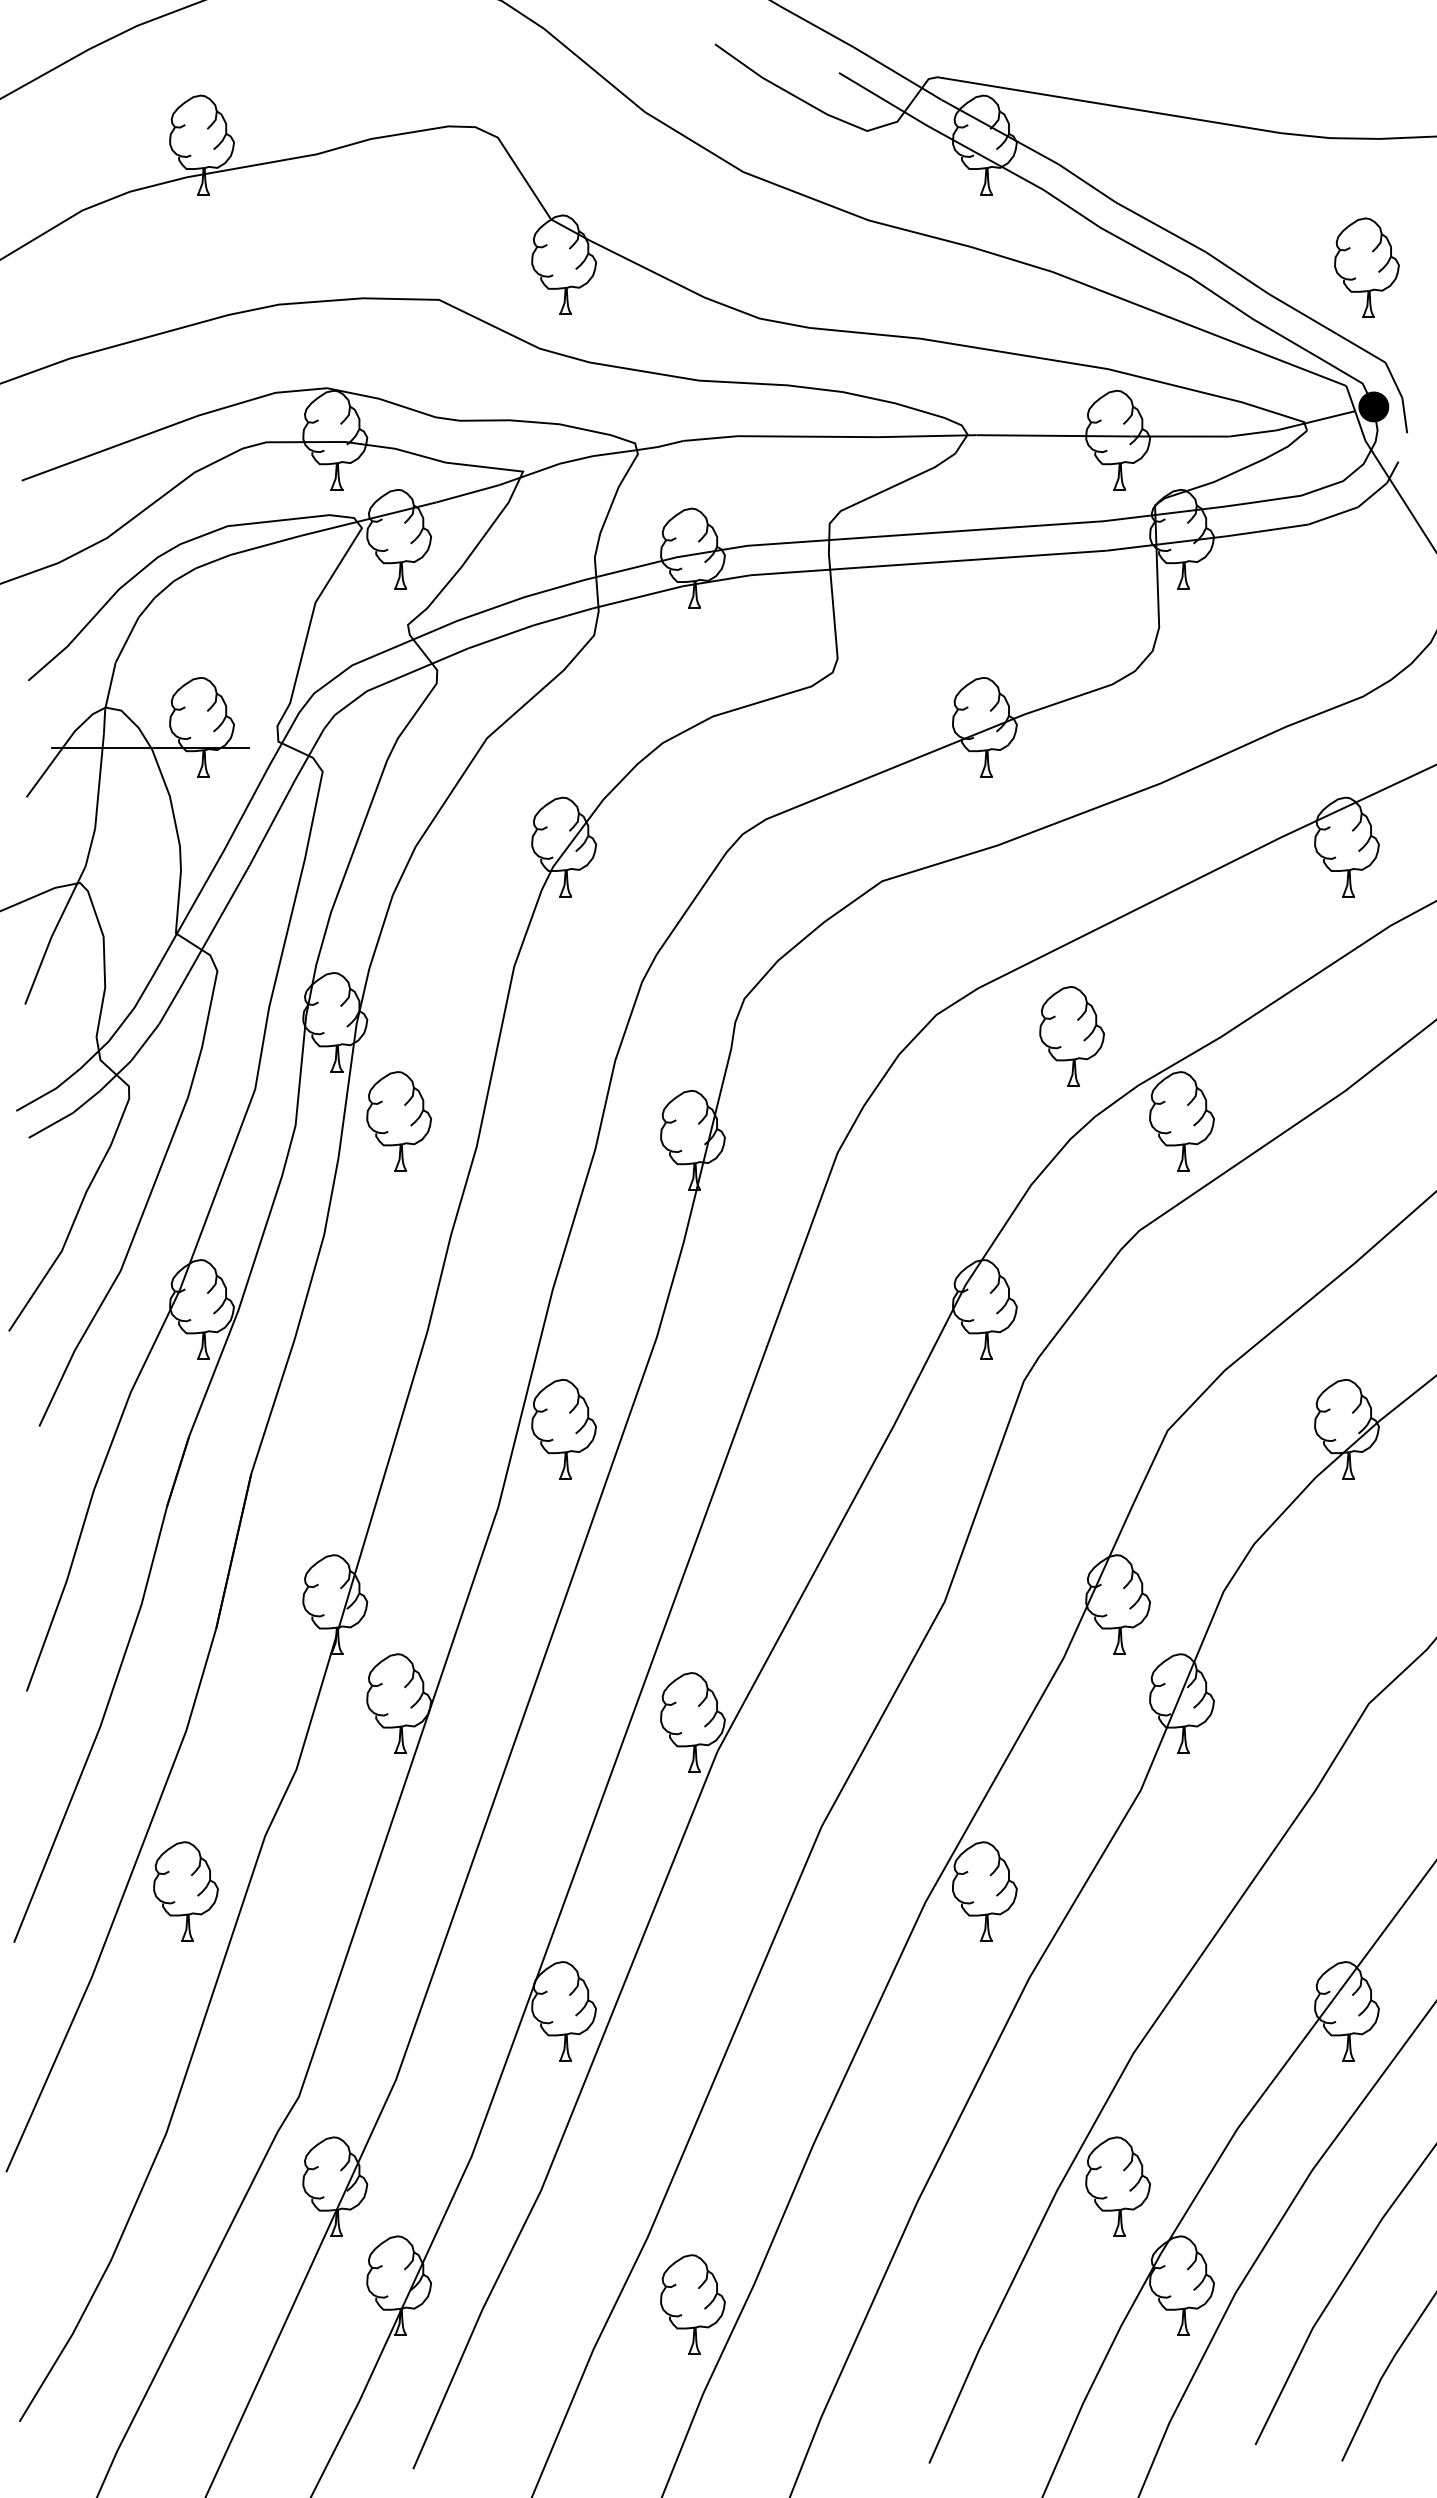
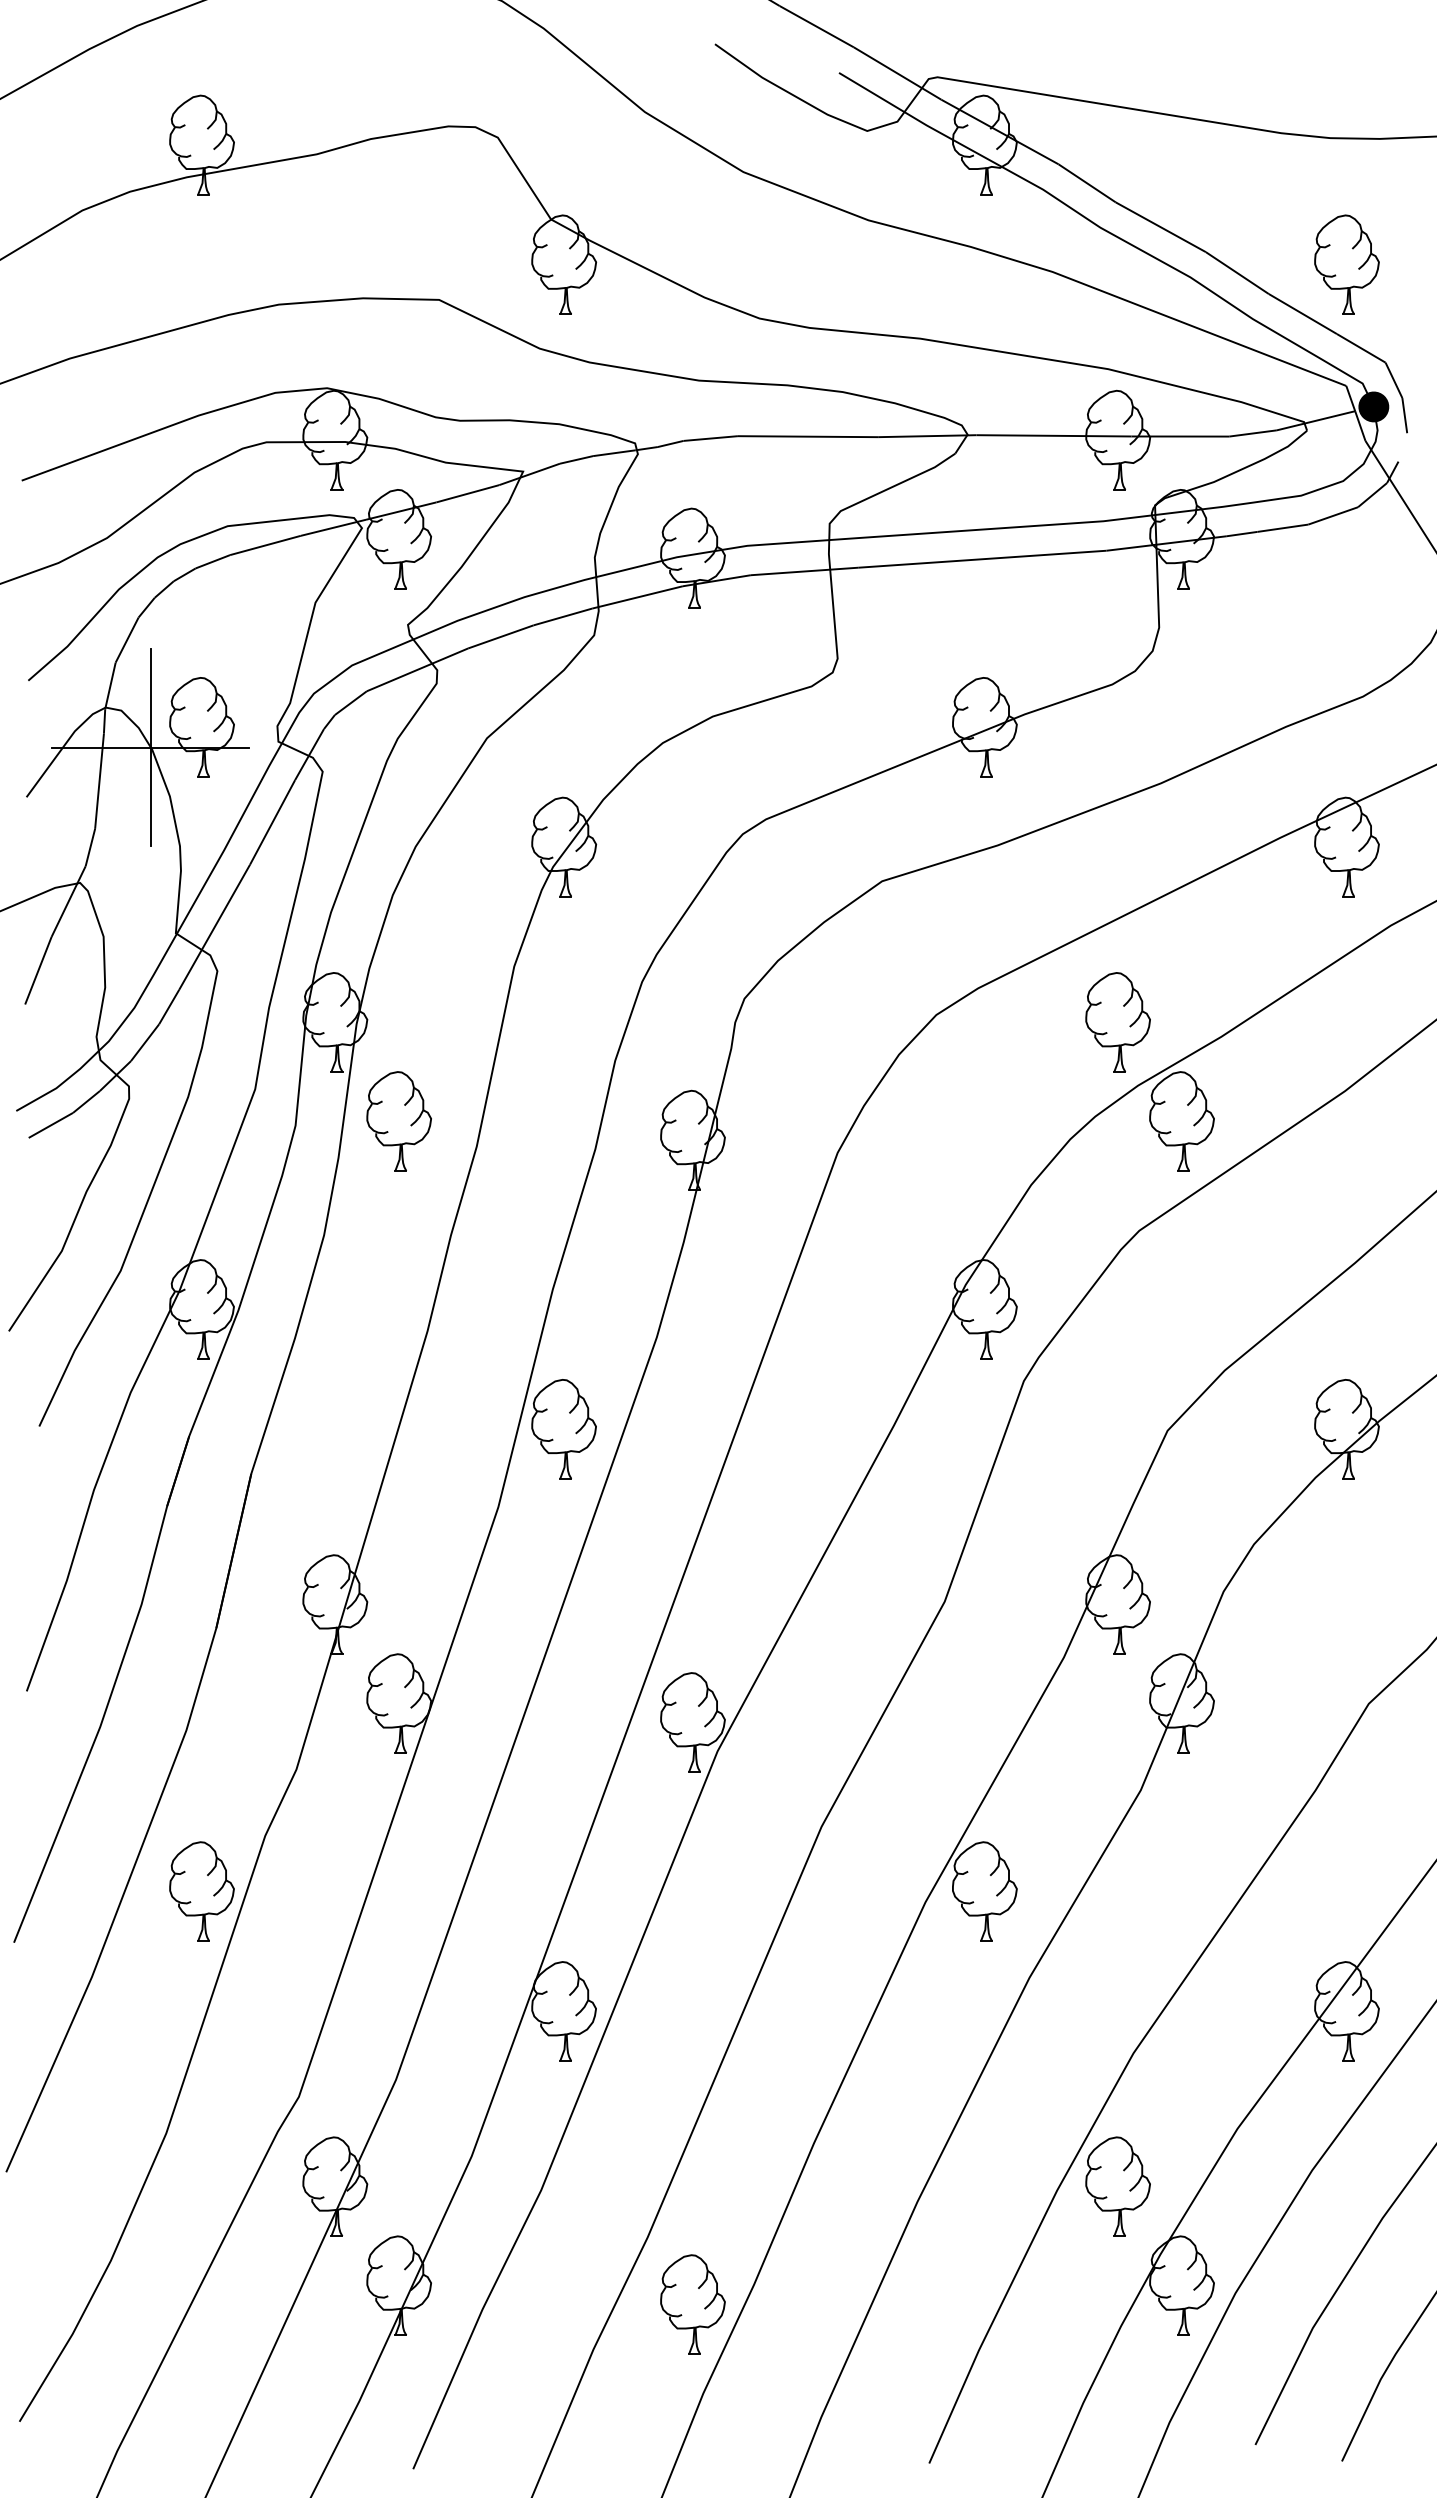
part position: (1366, 267) -> (1346, 264) (1346, 264)
line: none -> present (150, 747)
part position: (1071, 1036) -> (1117, 1022) (1117, 1022)
part position: (185, 1891) -> (201, 1891) (201, 1891)
